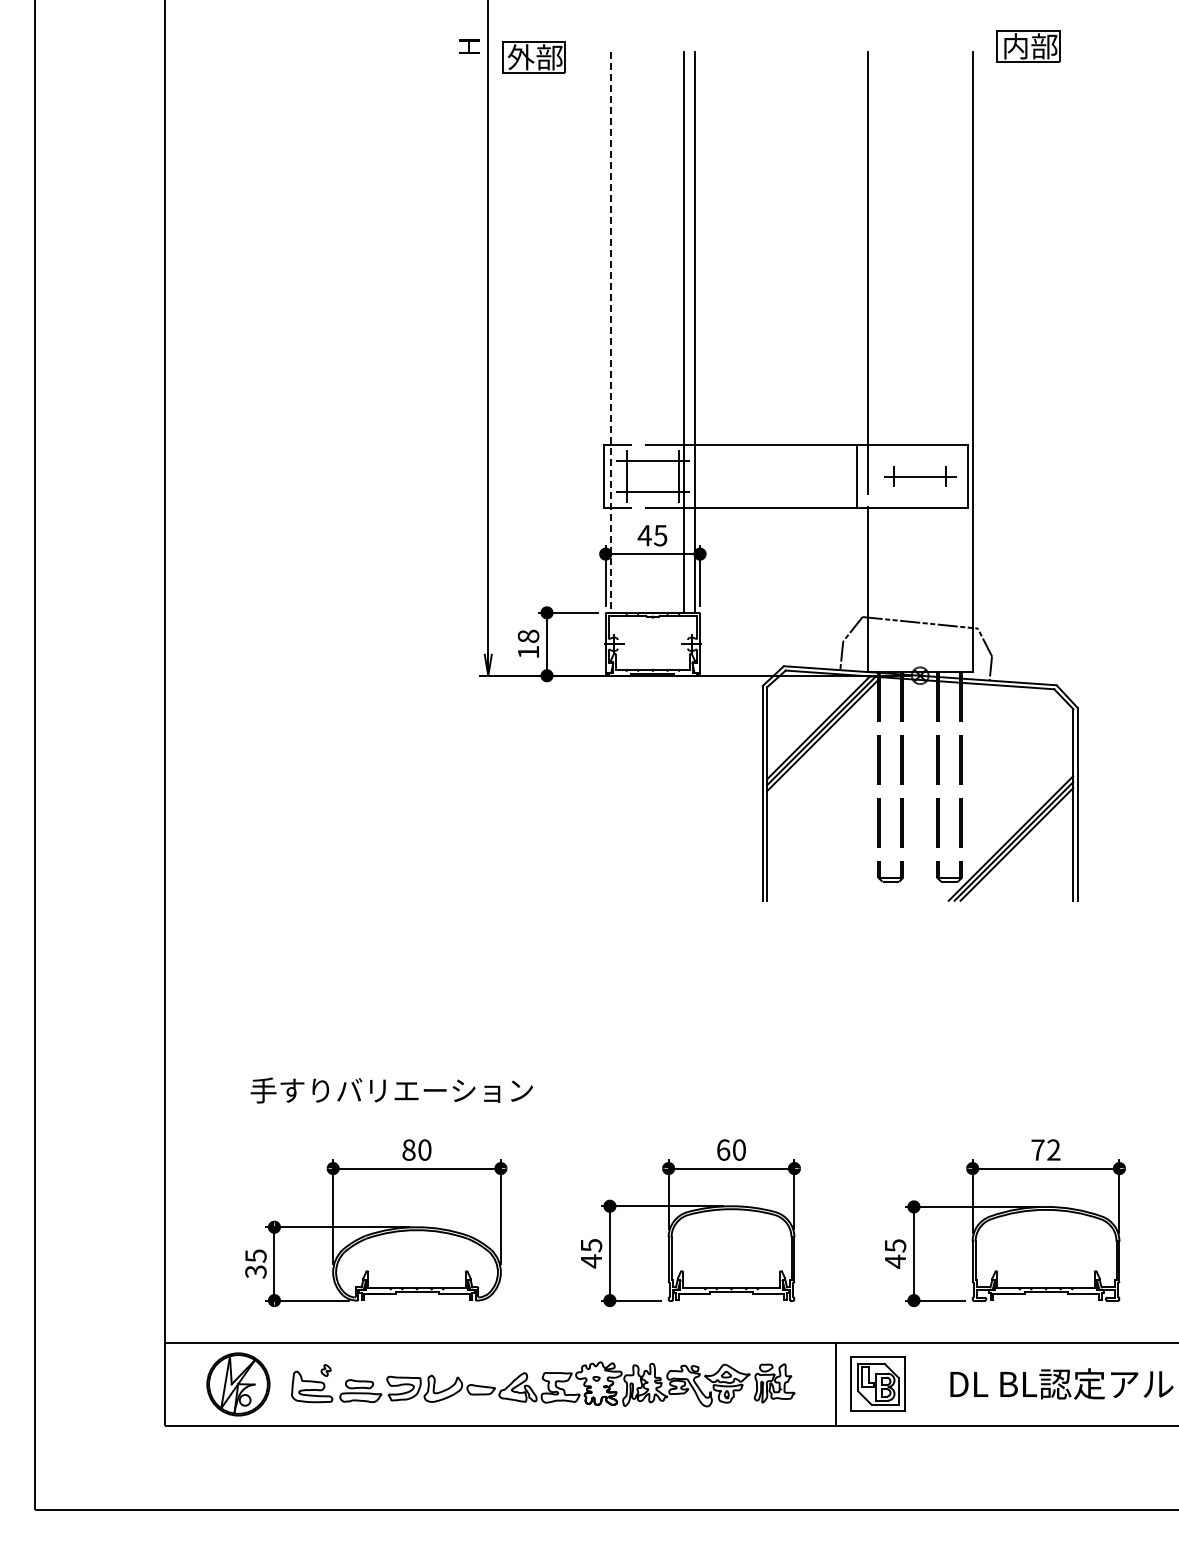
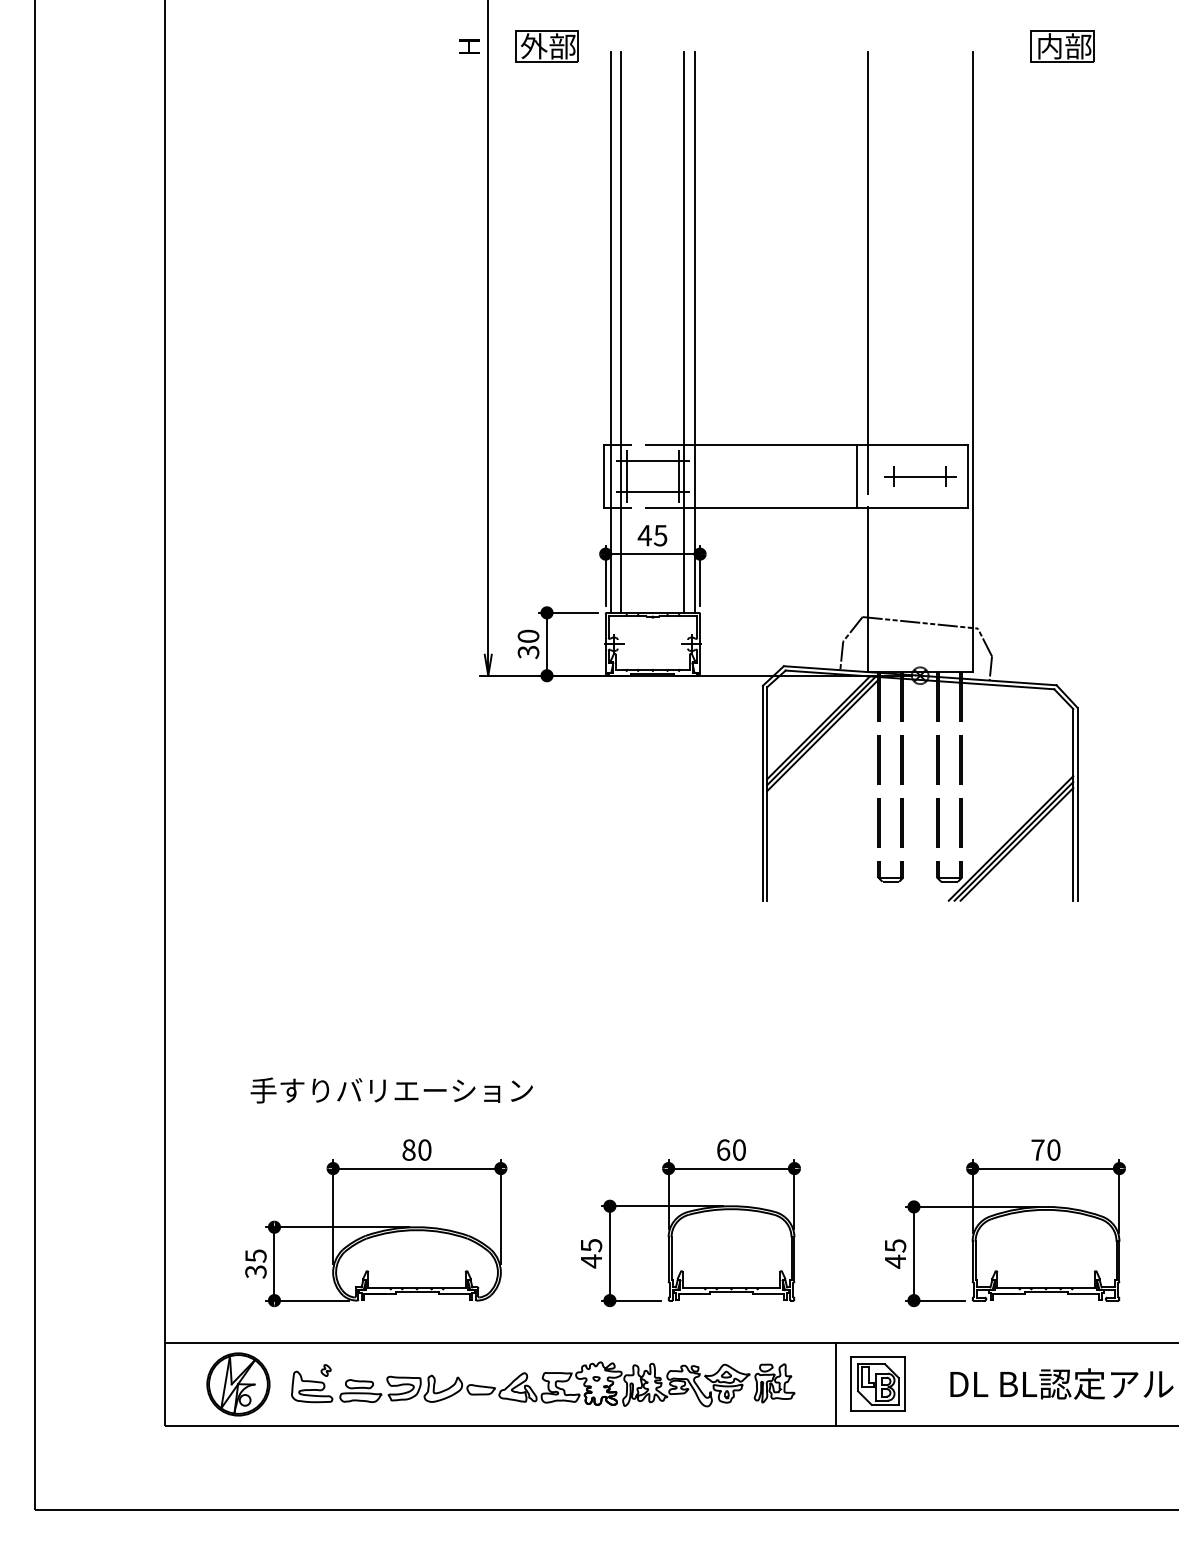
part position: (1028, 46) -> (1062, 46) (1062, 46)
part position: (533, 57) -> (546, 46) (546, 46)
line: none -> present (621, 331)
line: dashed -> solid (610, 332)
text: 18 -> 30 (528, 644)
text: 72 -> 70 (1053, 1149)
